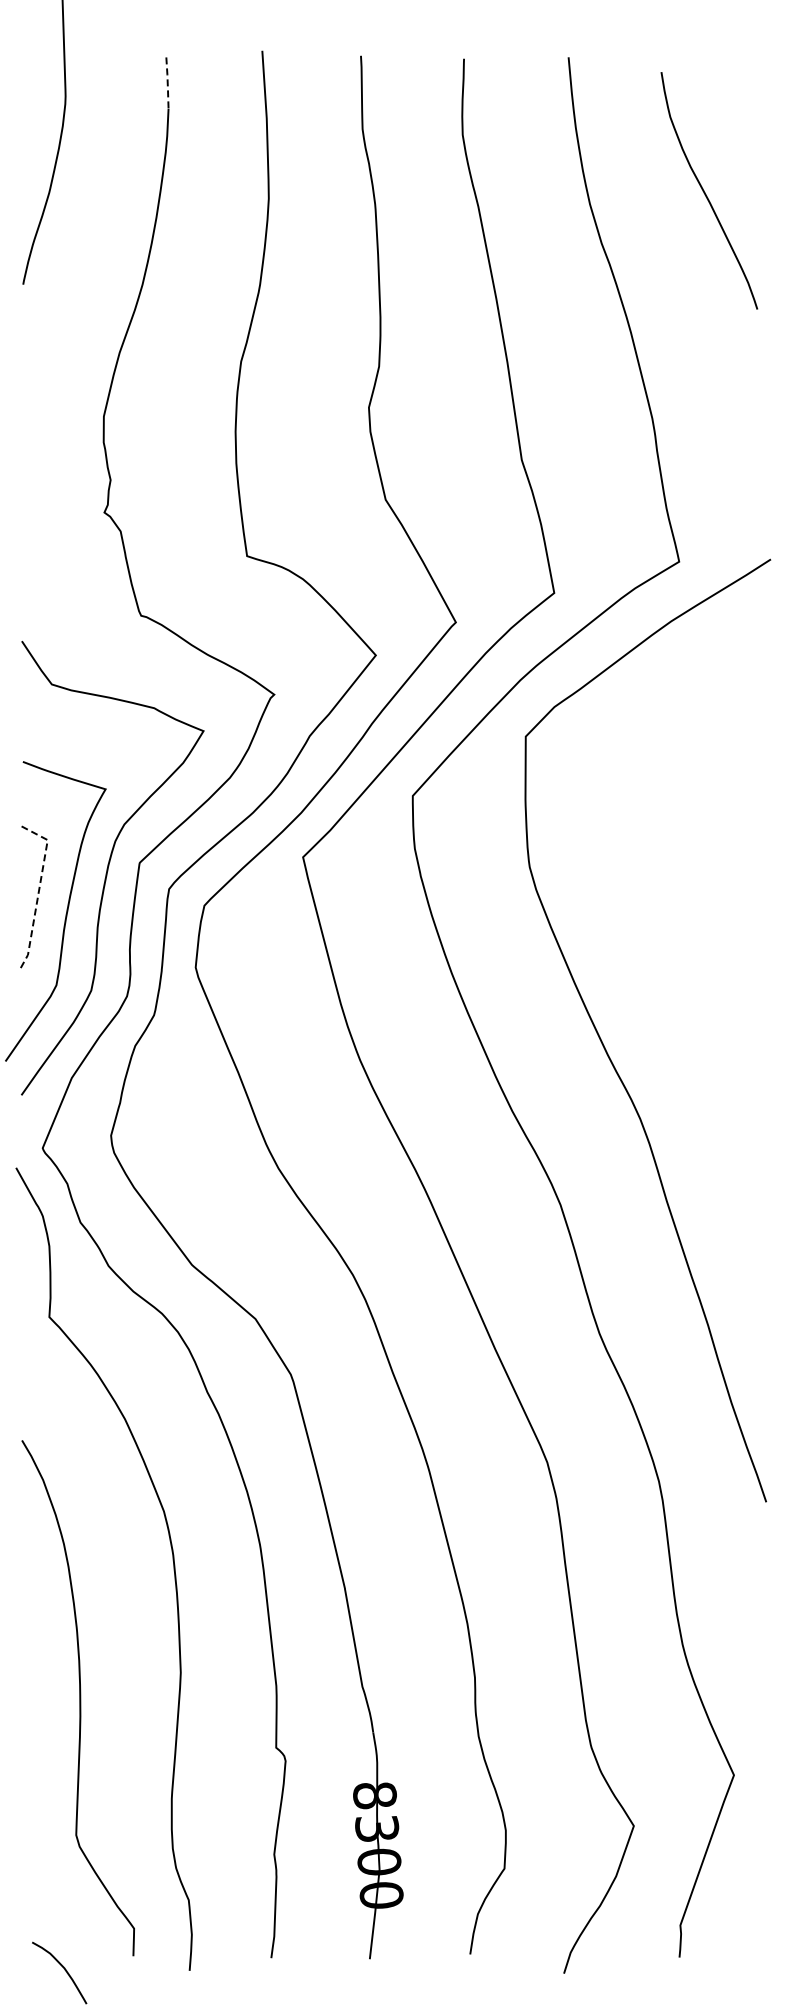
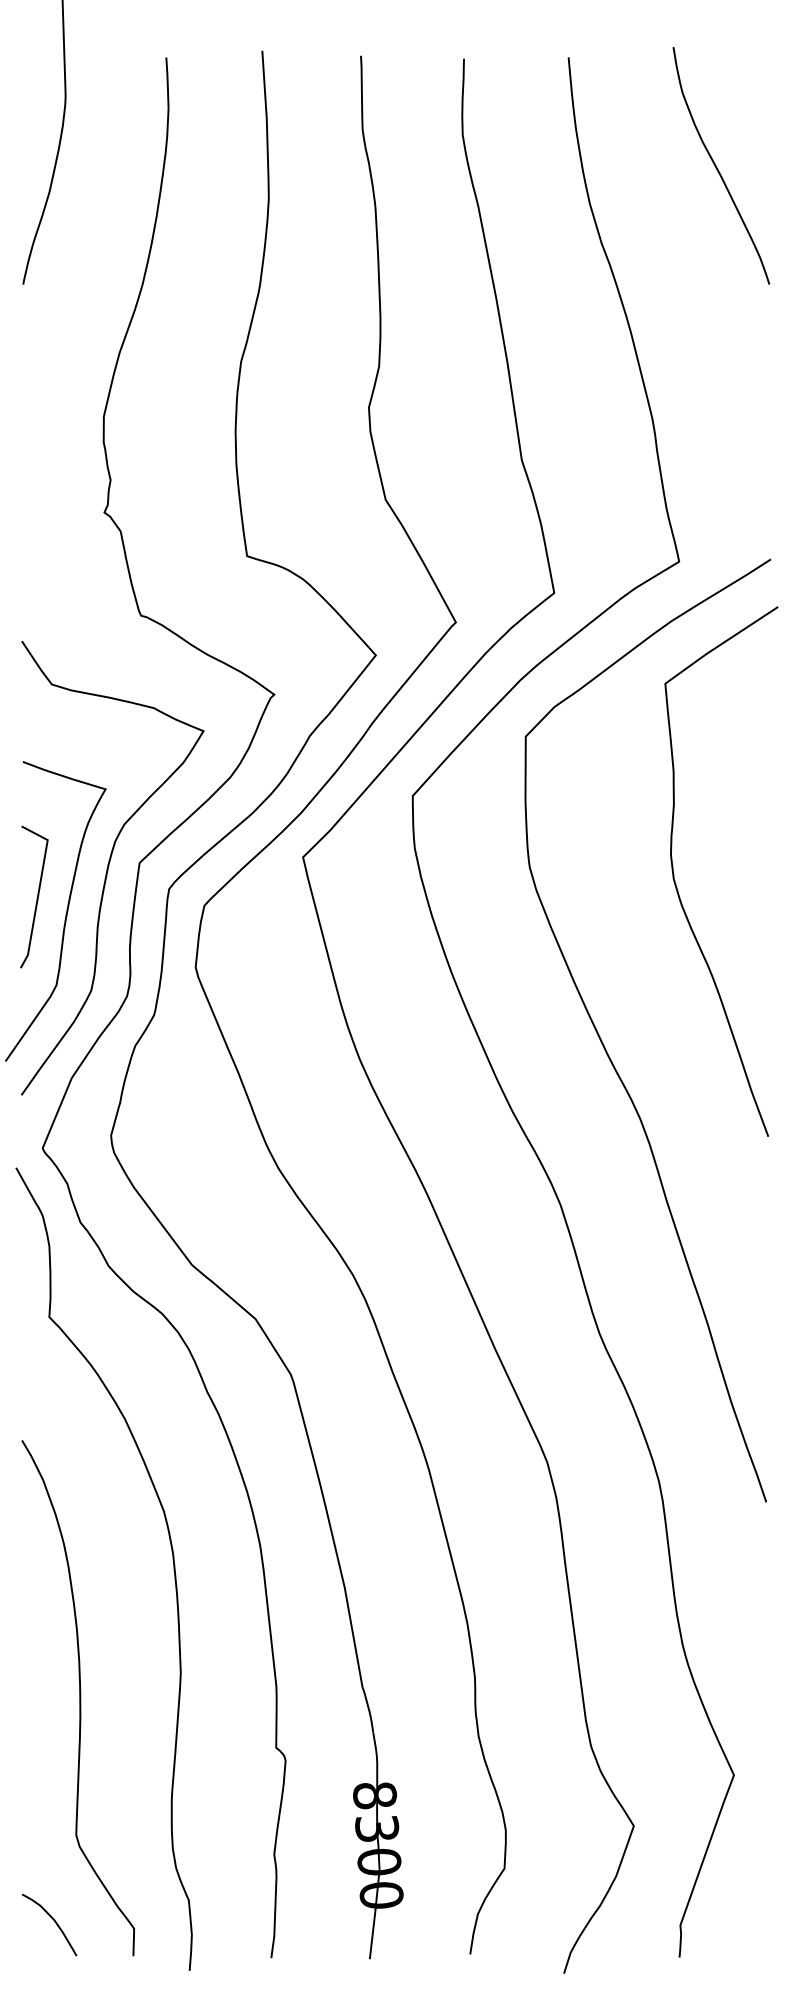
line: dashed -> solid (167, 83)
curve position: (705, 192) -> (717, 167) (717, 167)
curve: none -> present (676, 883)
line: dashed -> solid (38, 891)
curve position: (64, 1970) -> (54, 1922) (54, 1922)
